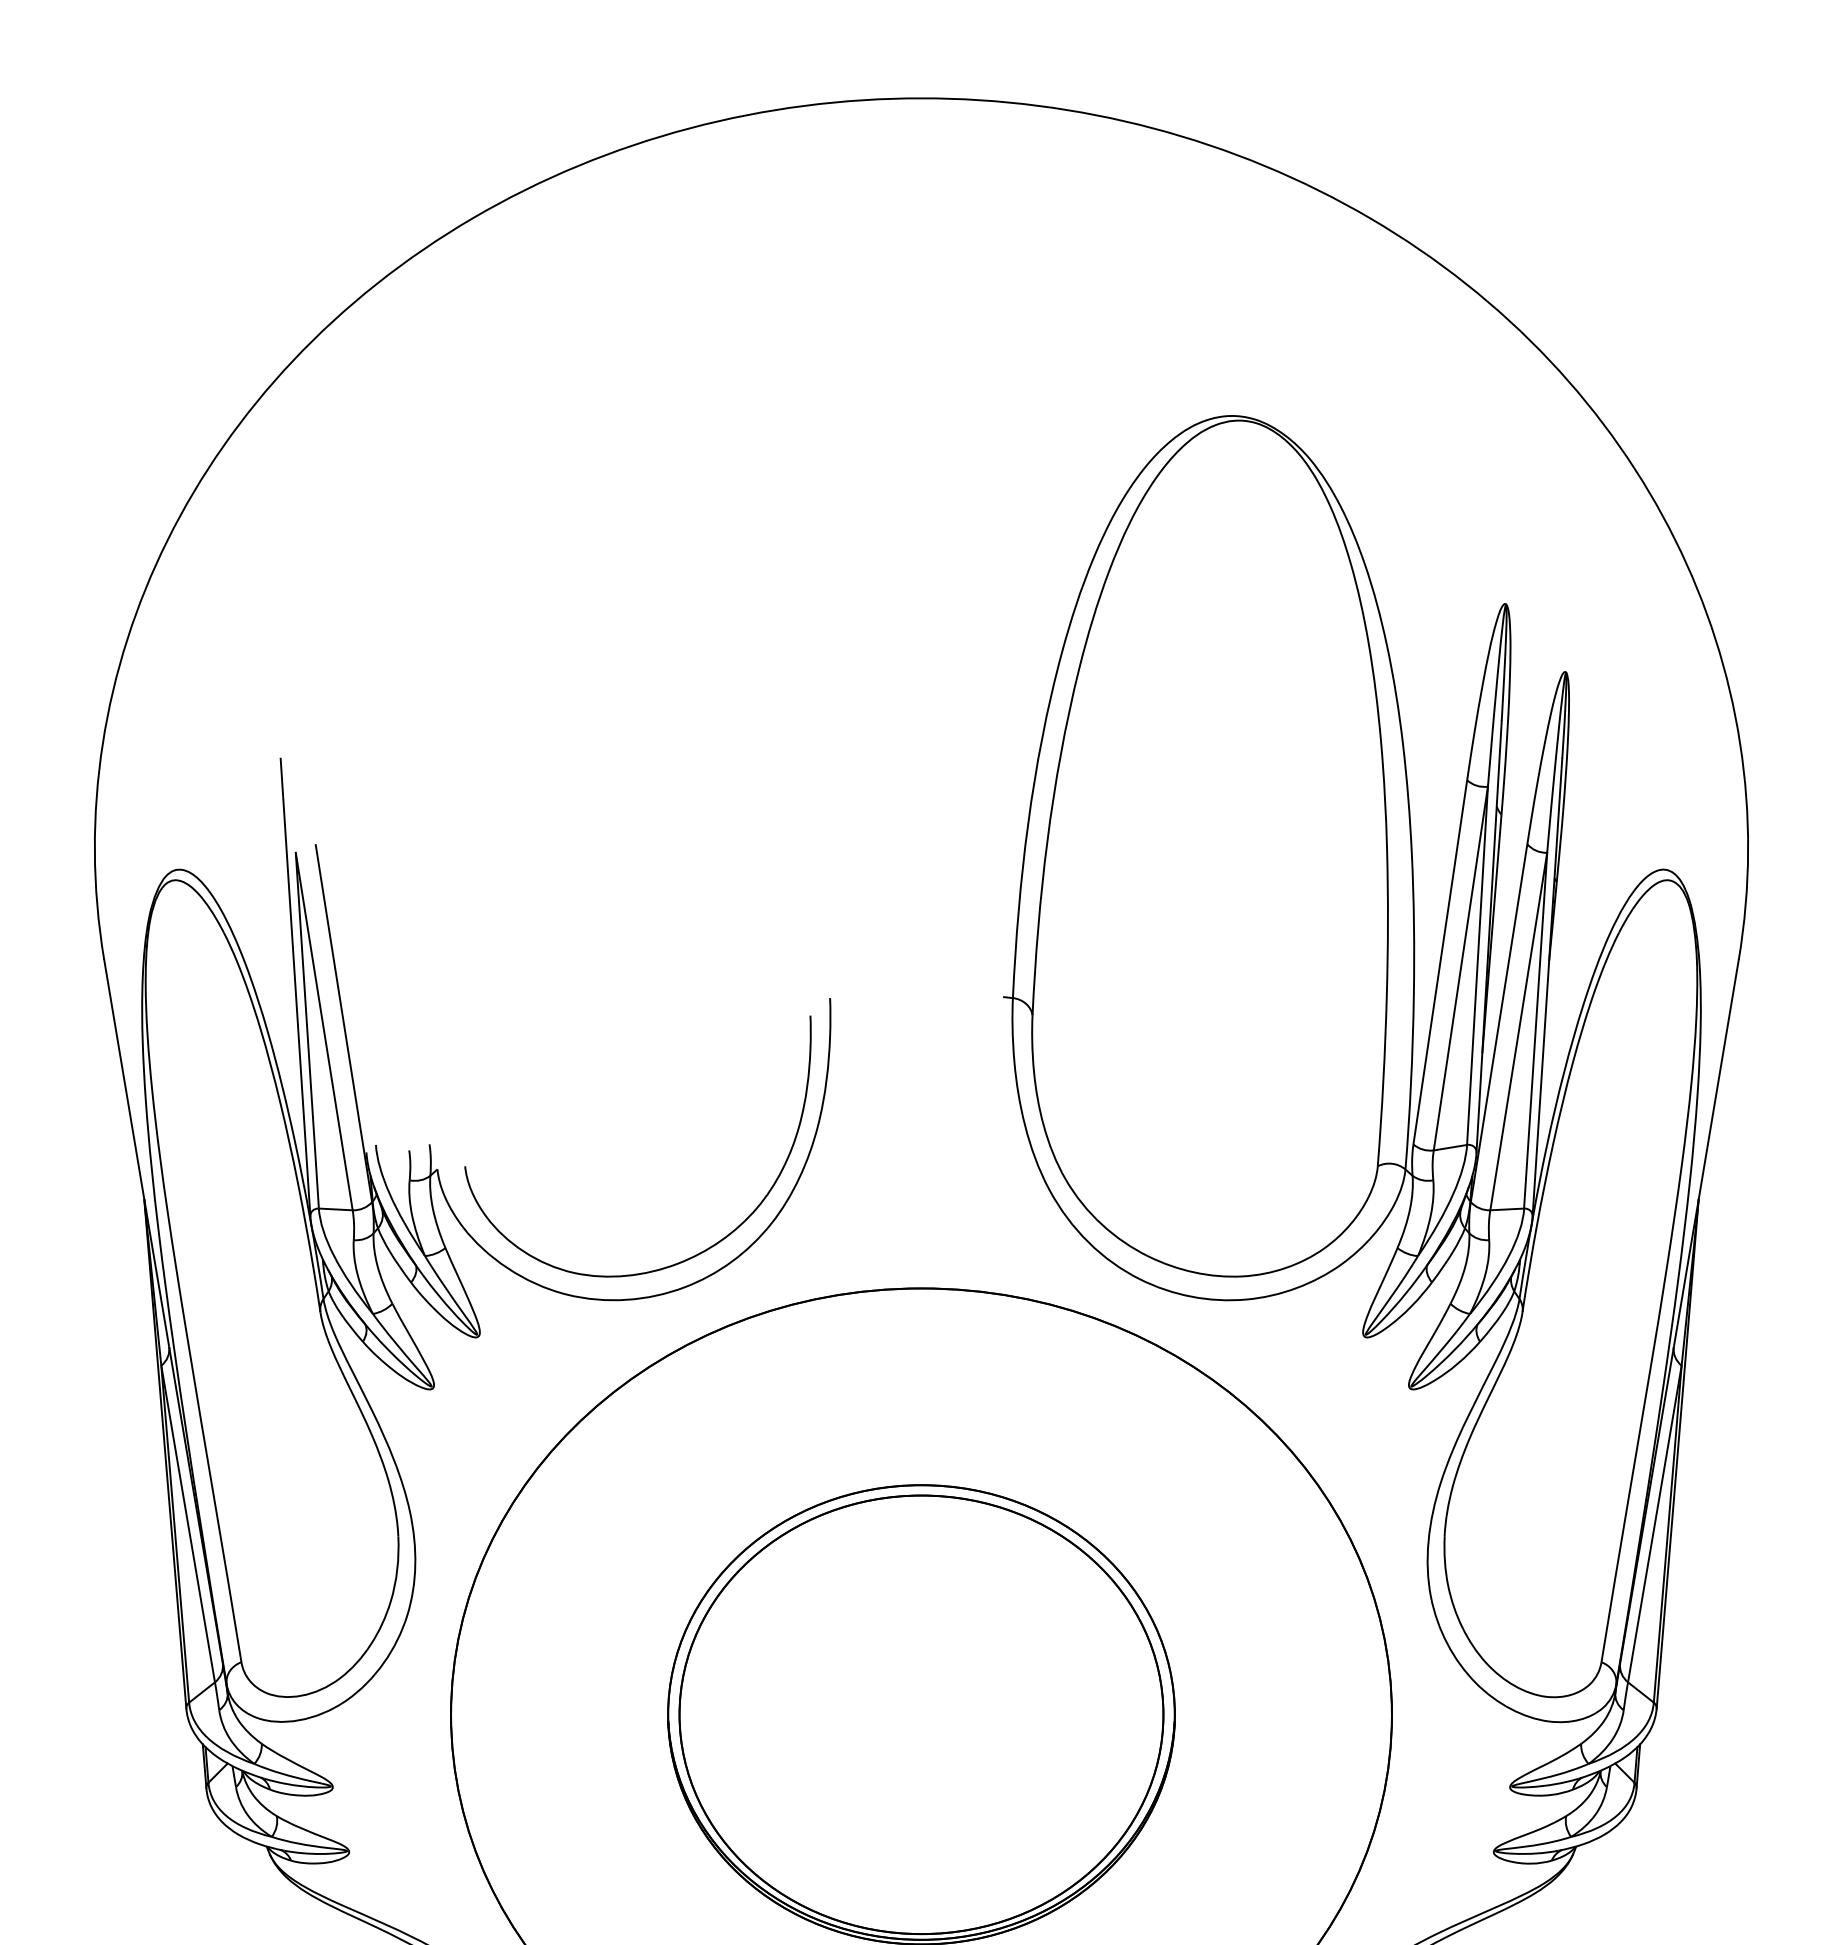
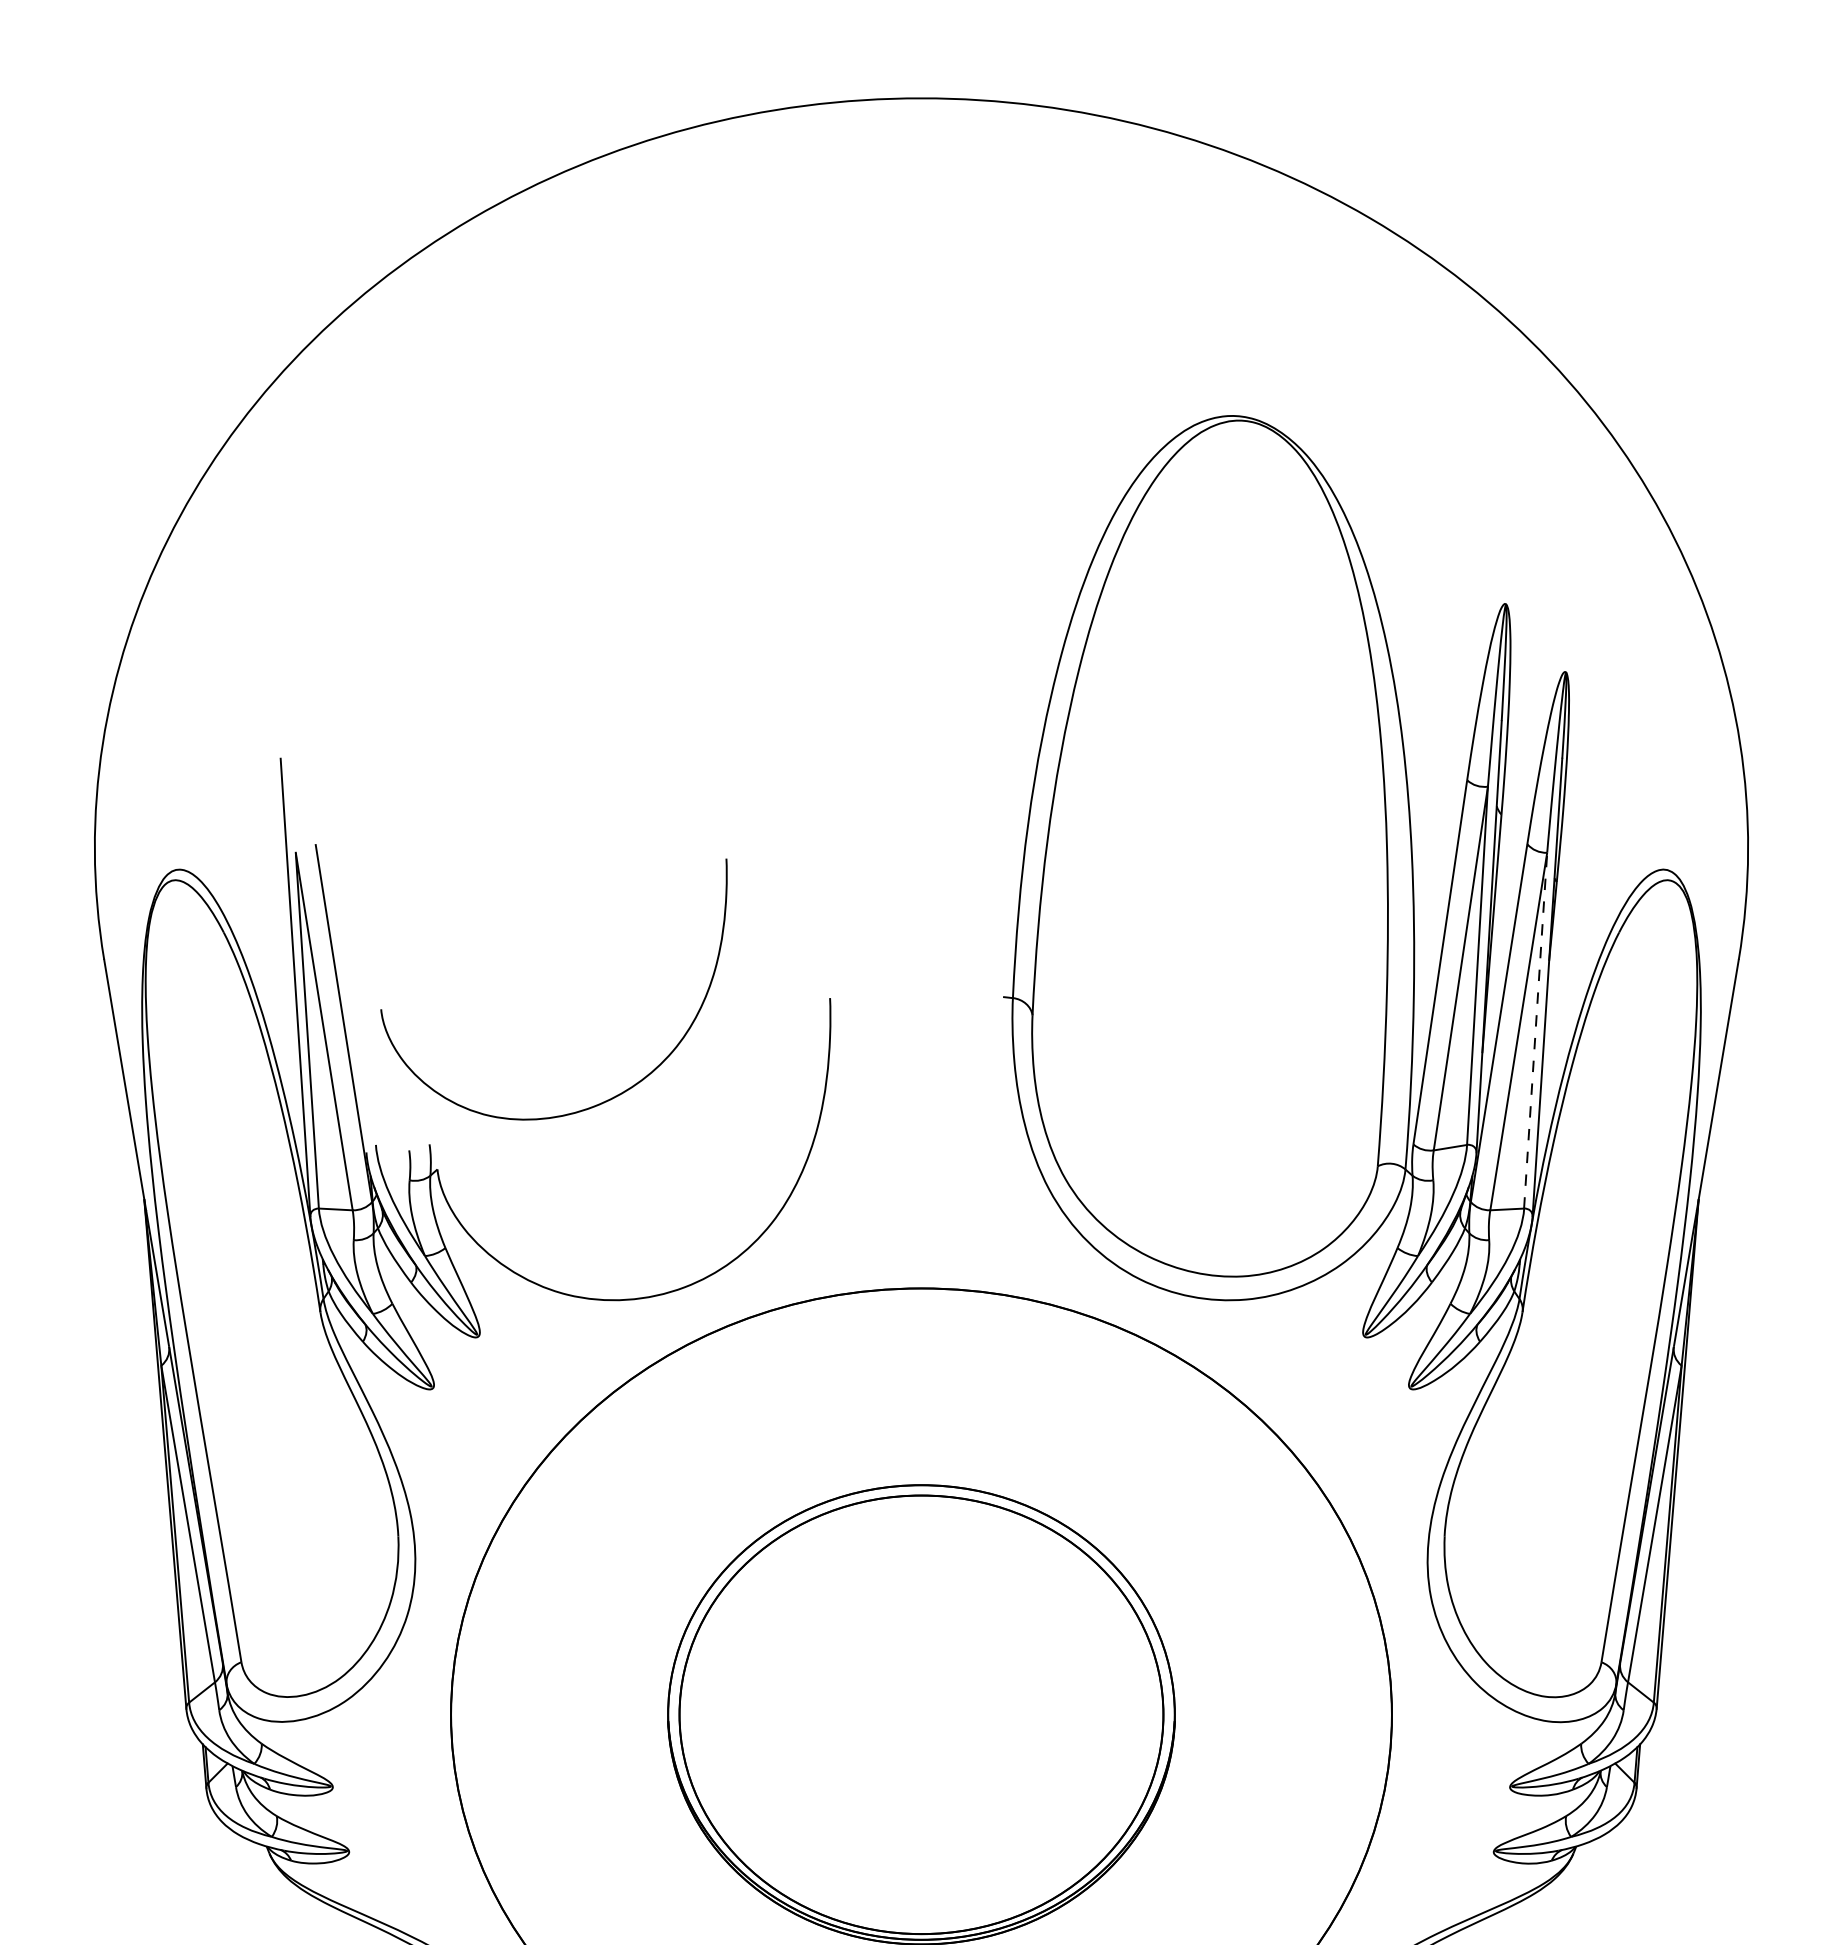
line: solid -> dashed (1535, 1030)
curve position: (691, 1256) -> (607, 1099) (607, 1099)
